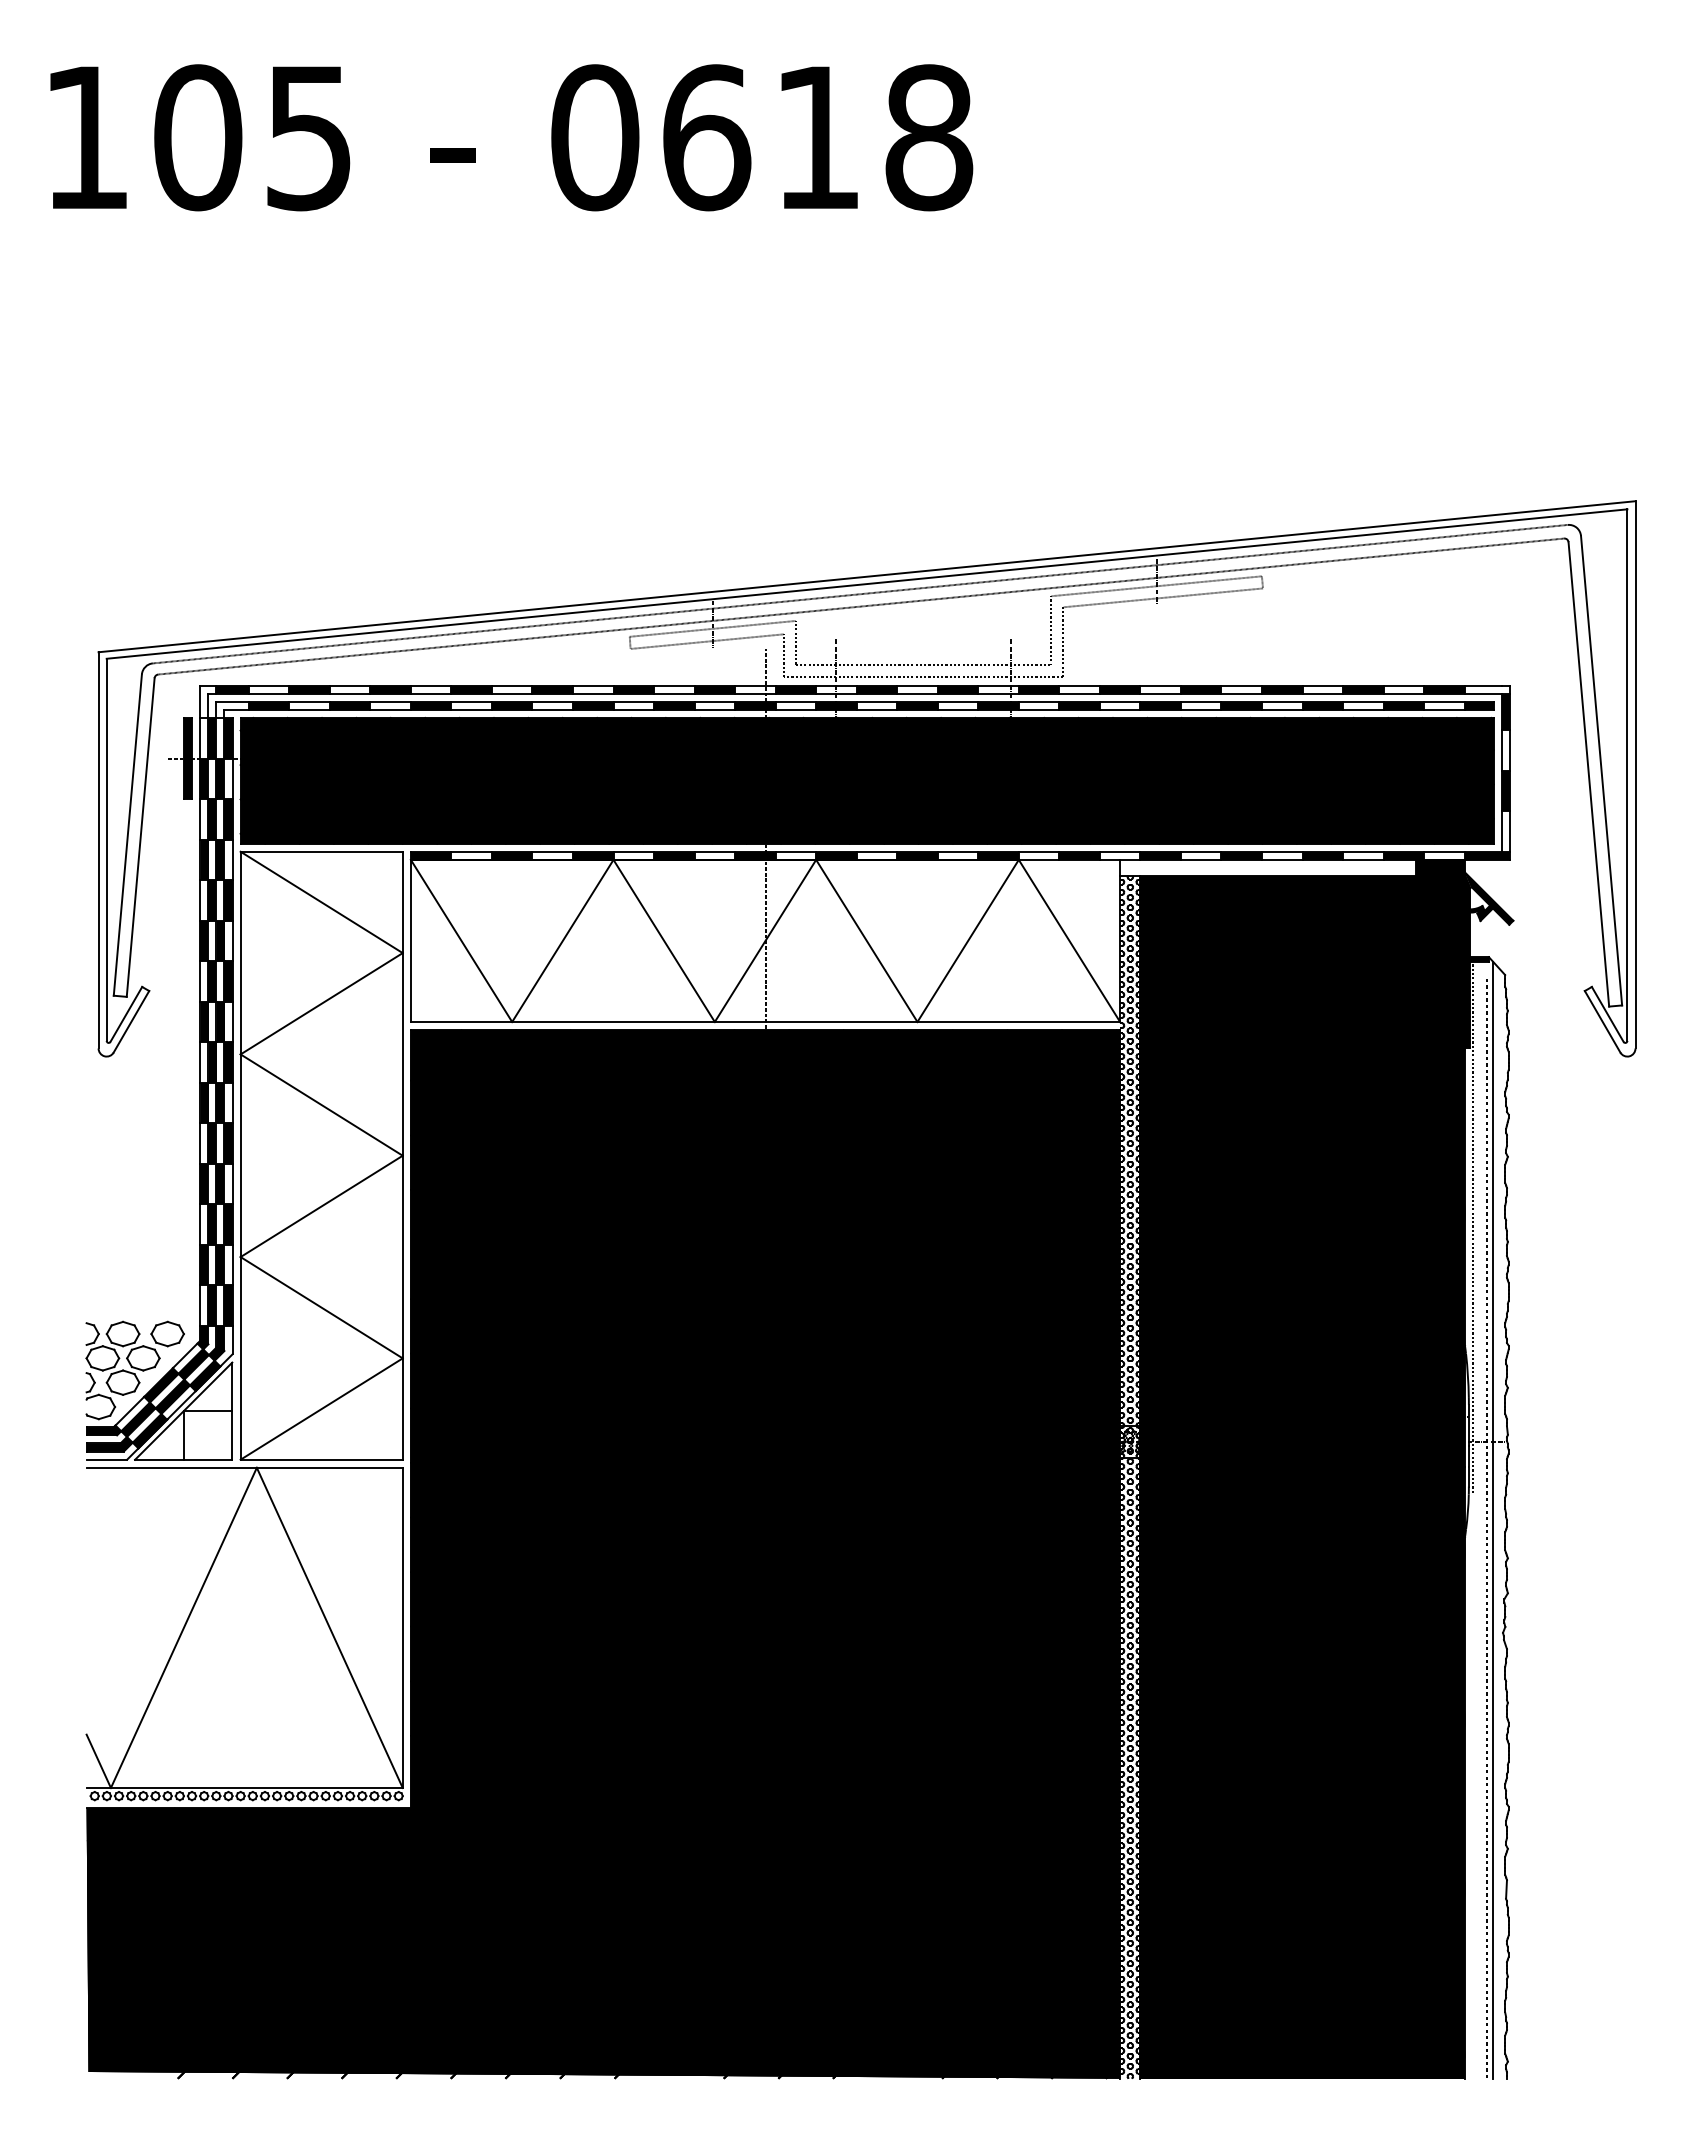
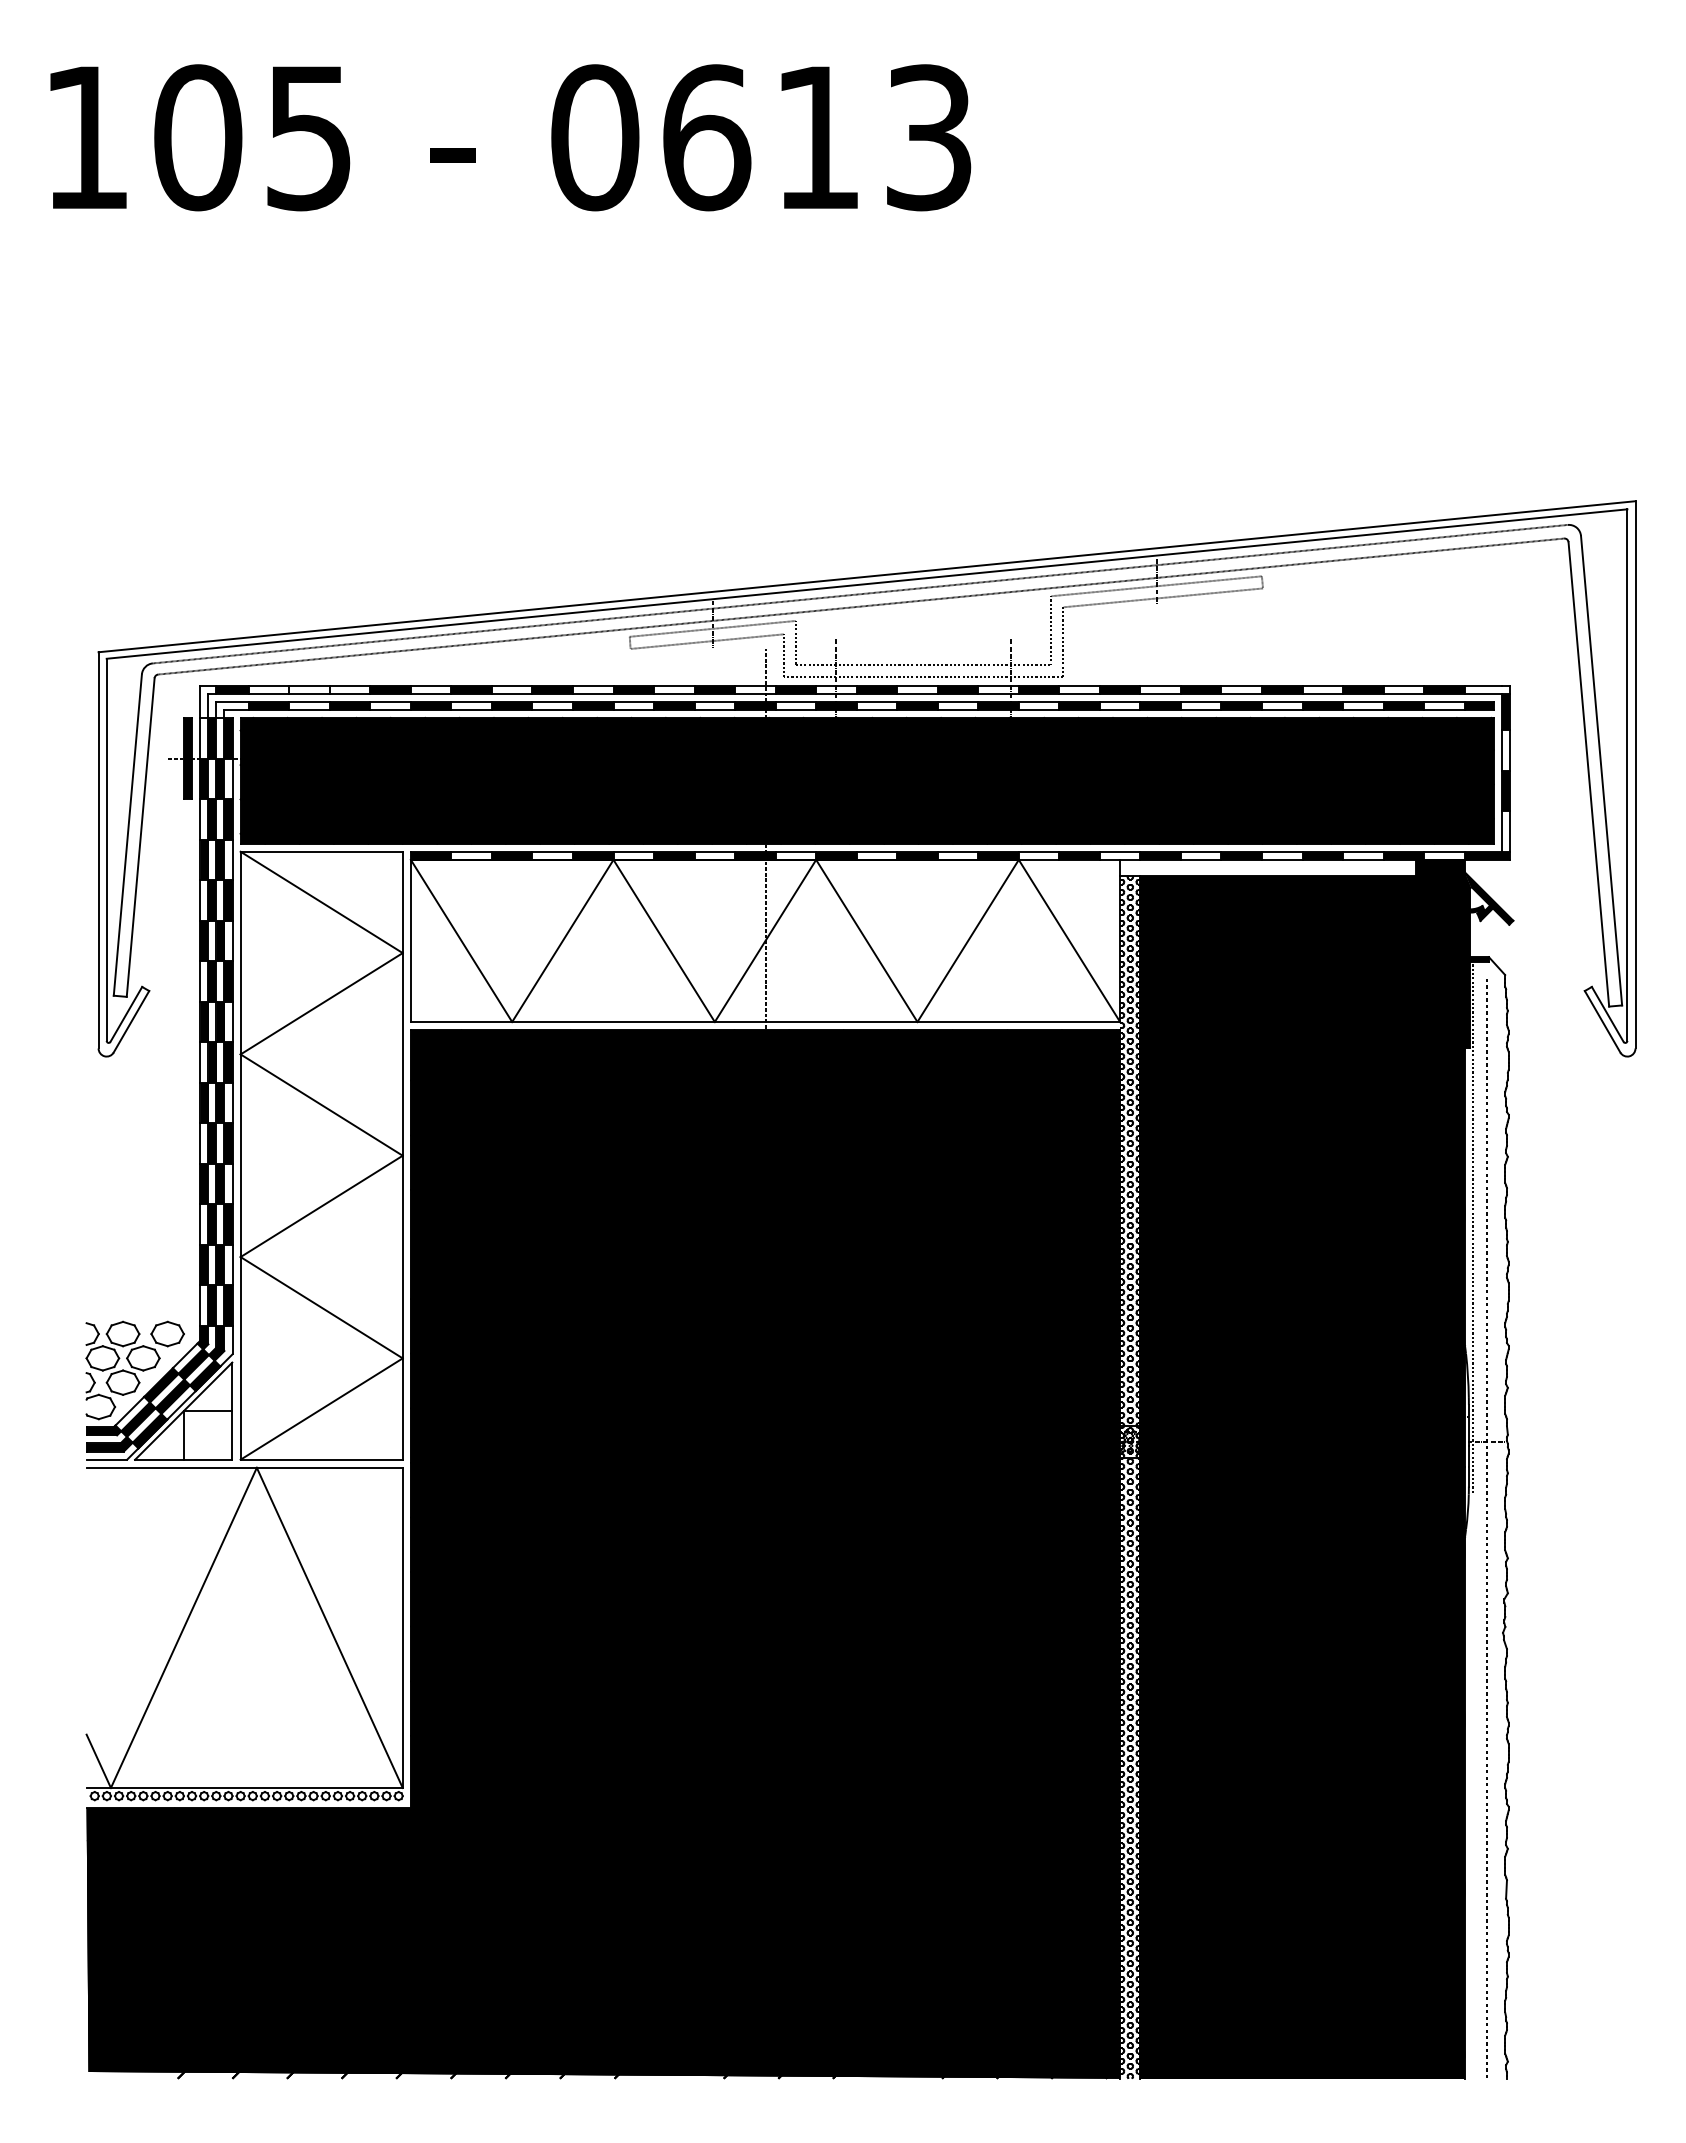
text: 0618 -> 0613 (929, 137)
fill: present -> none (309, 689)
line: present -> none (1492, 1519)
